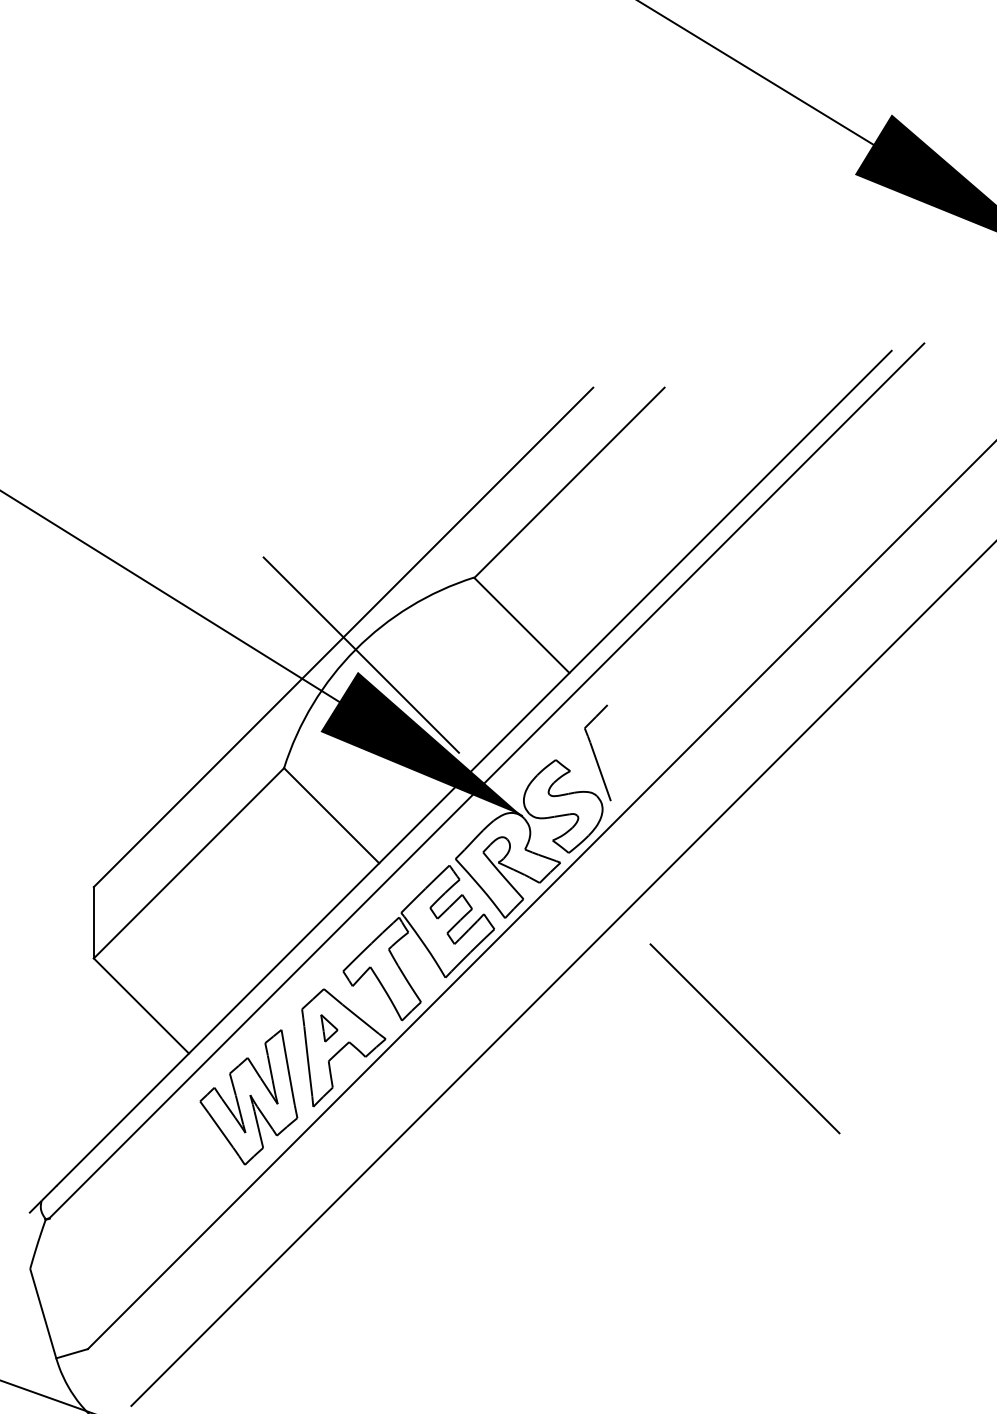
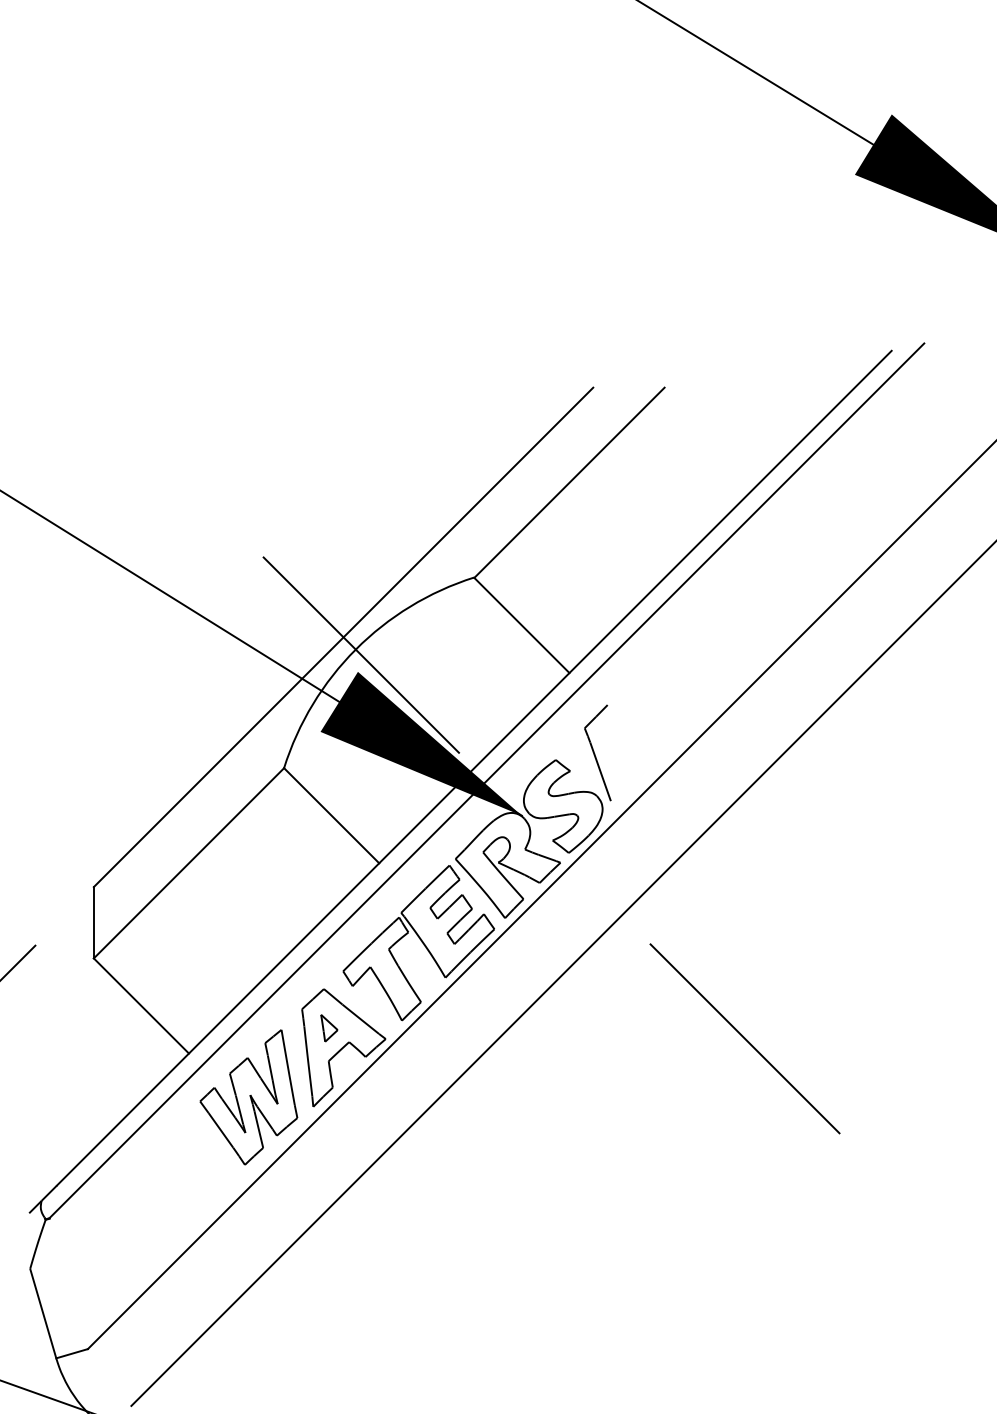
line: none -> present (18, 961)
